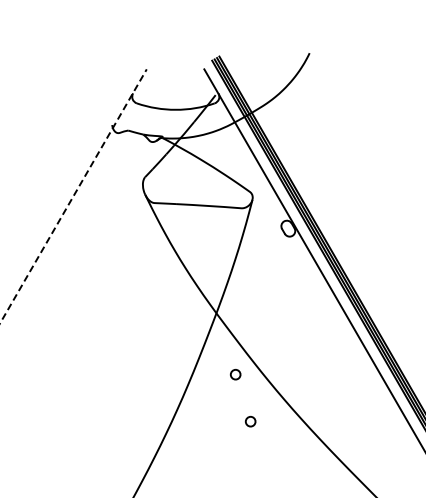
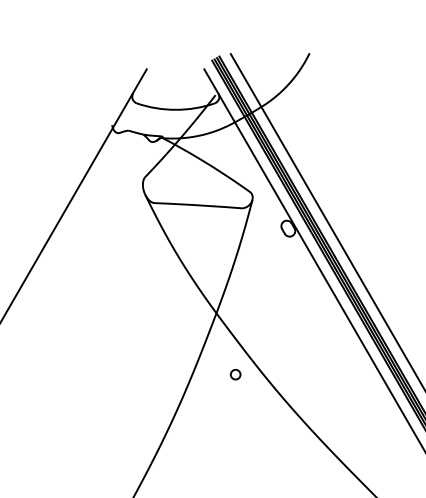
line: dashed -> solid (73, 195)
line: none -> present (326, 220)
circle: present -> none (250, 421)
